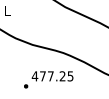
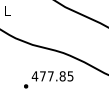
text: 477.25 -> 477.85 (62, 76)
